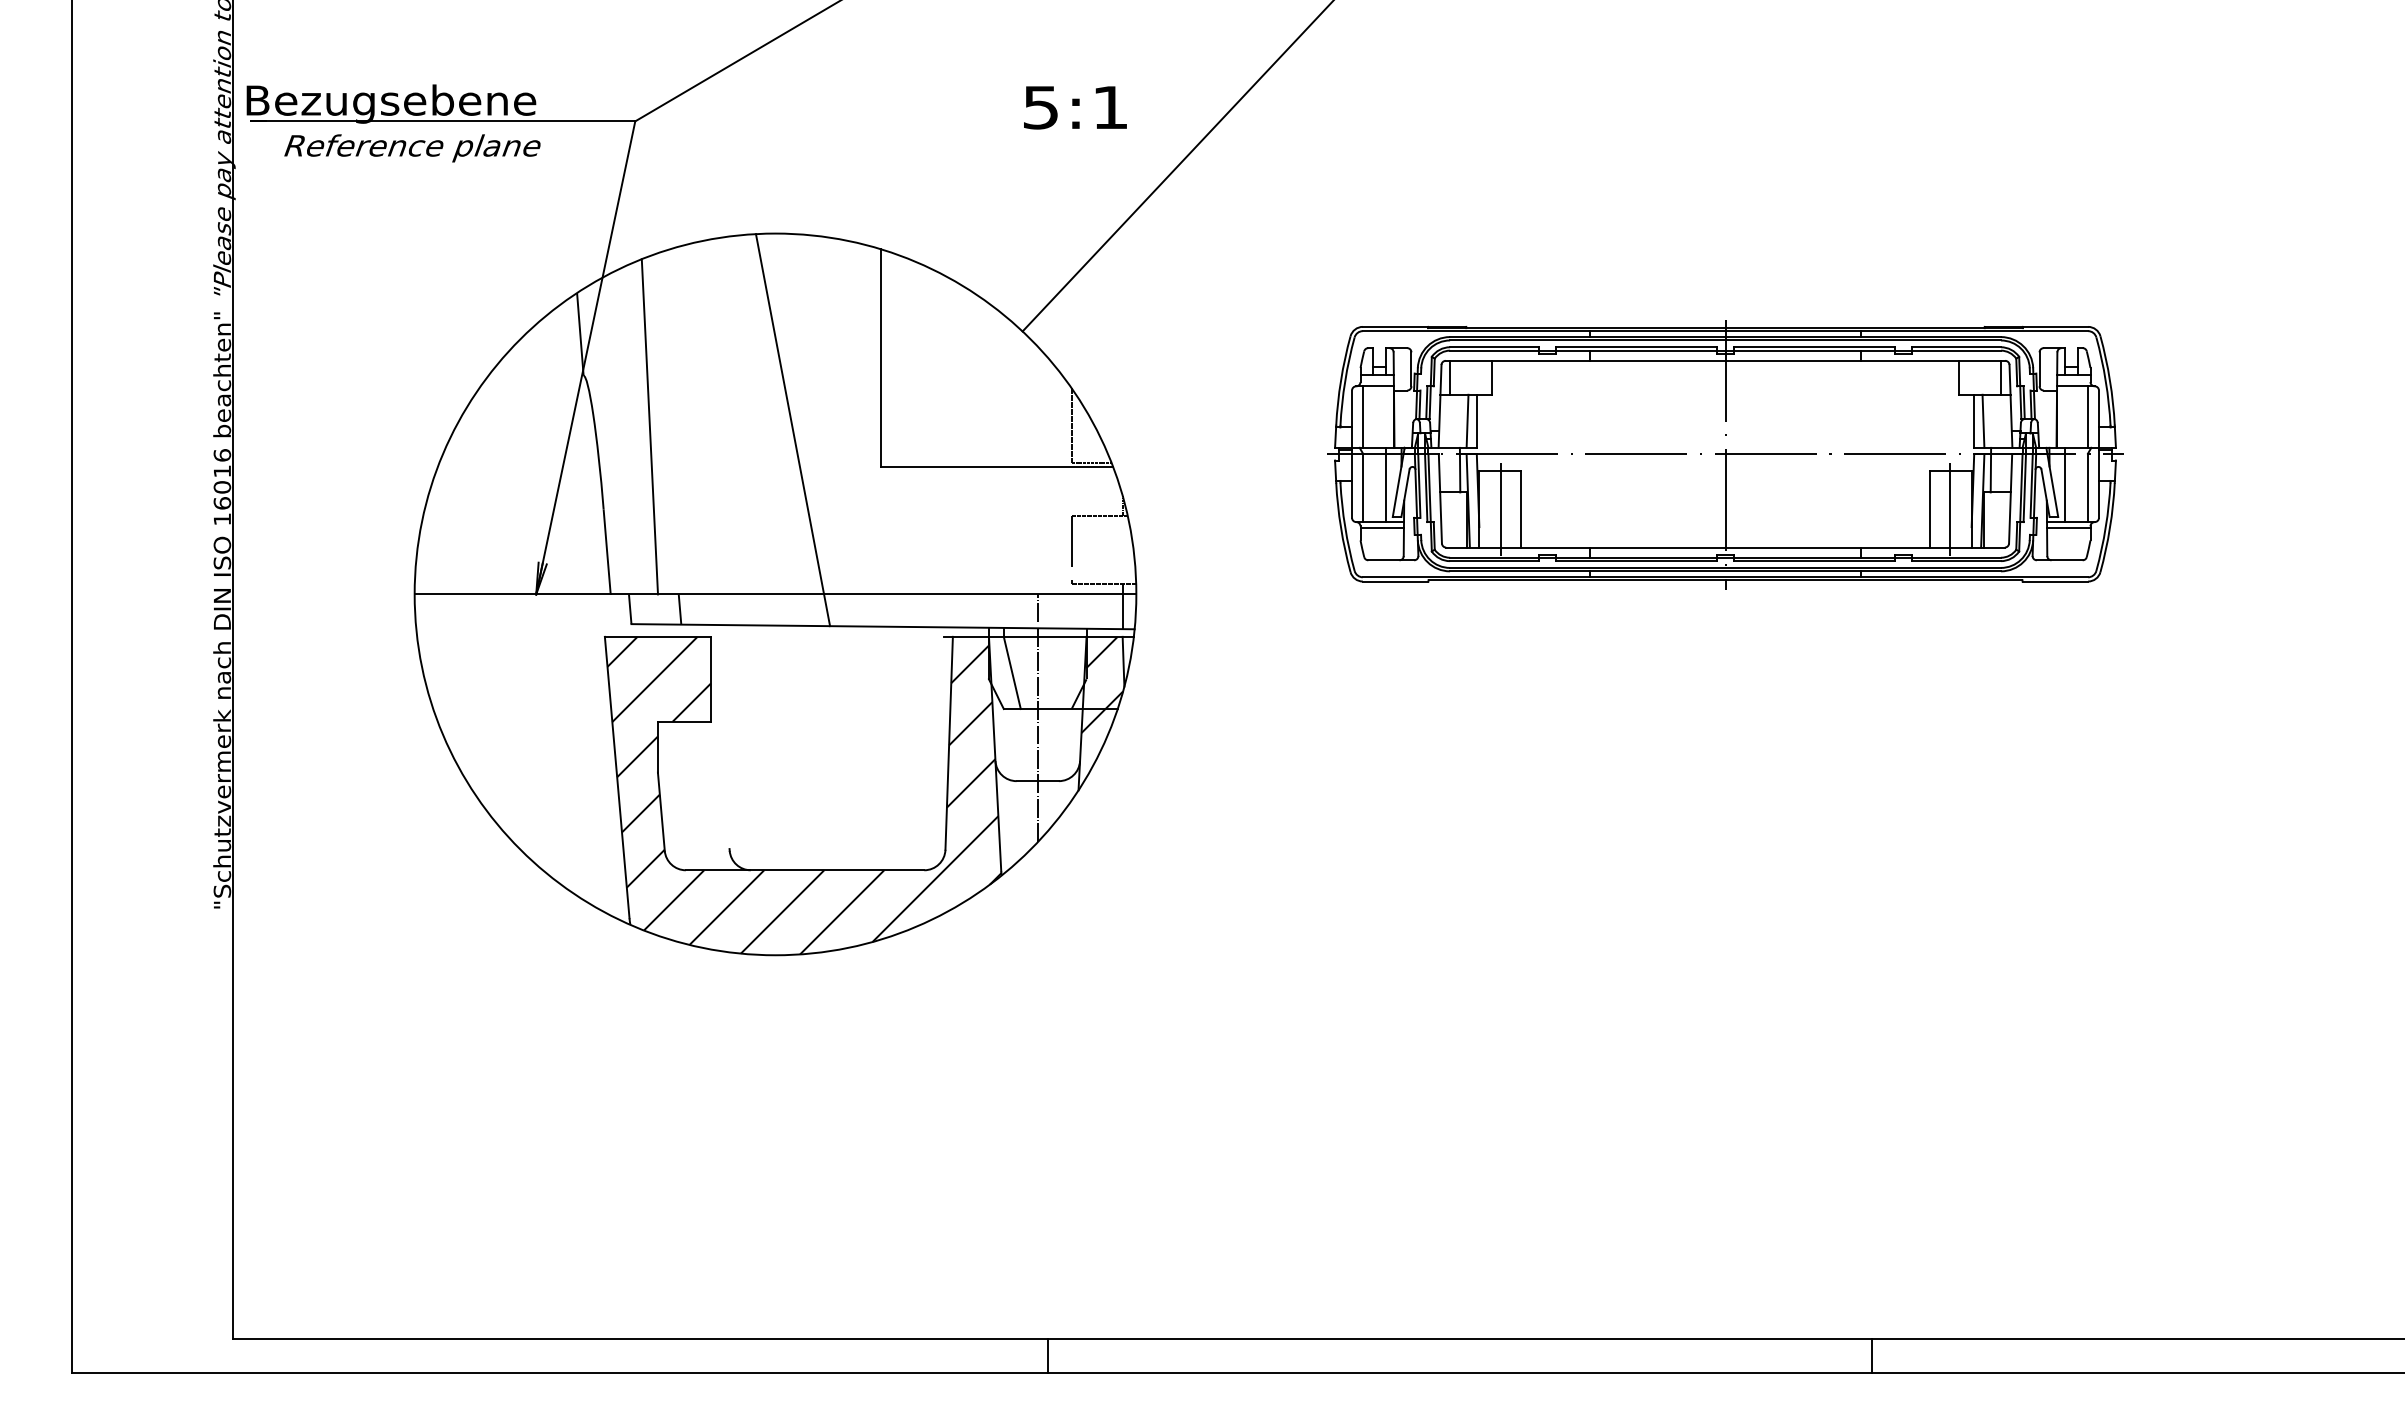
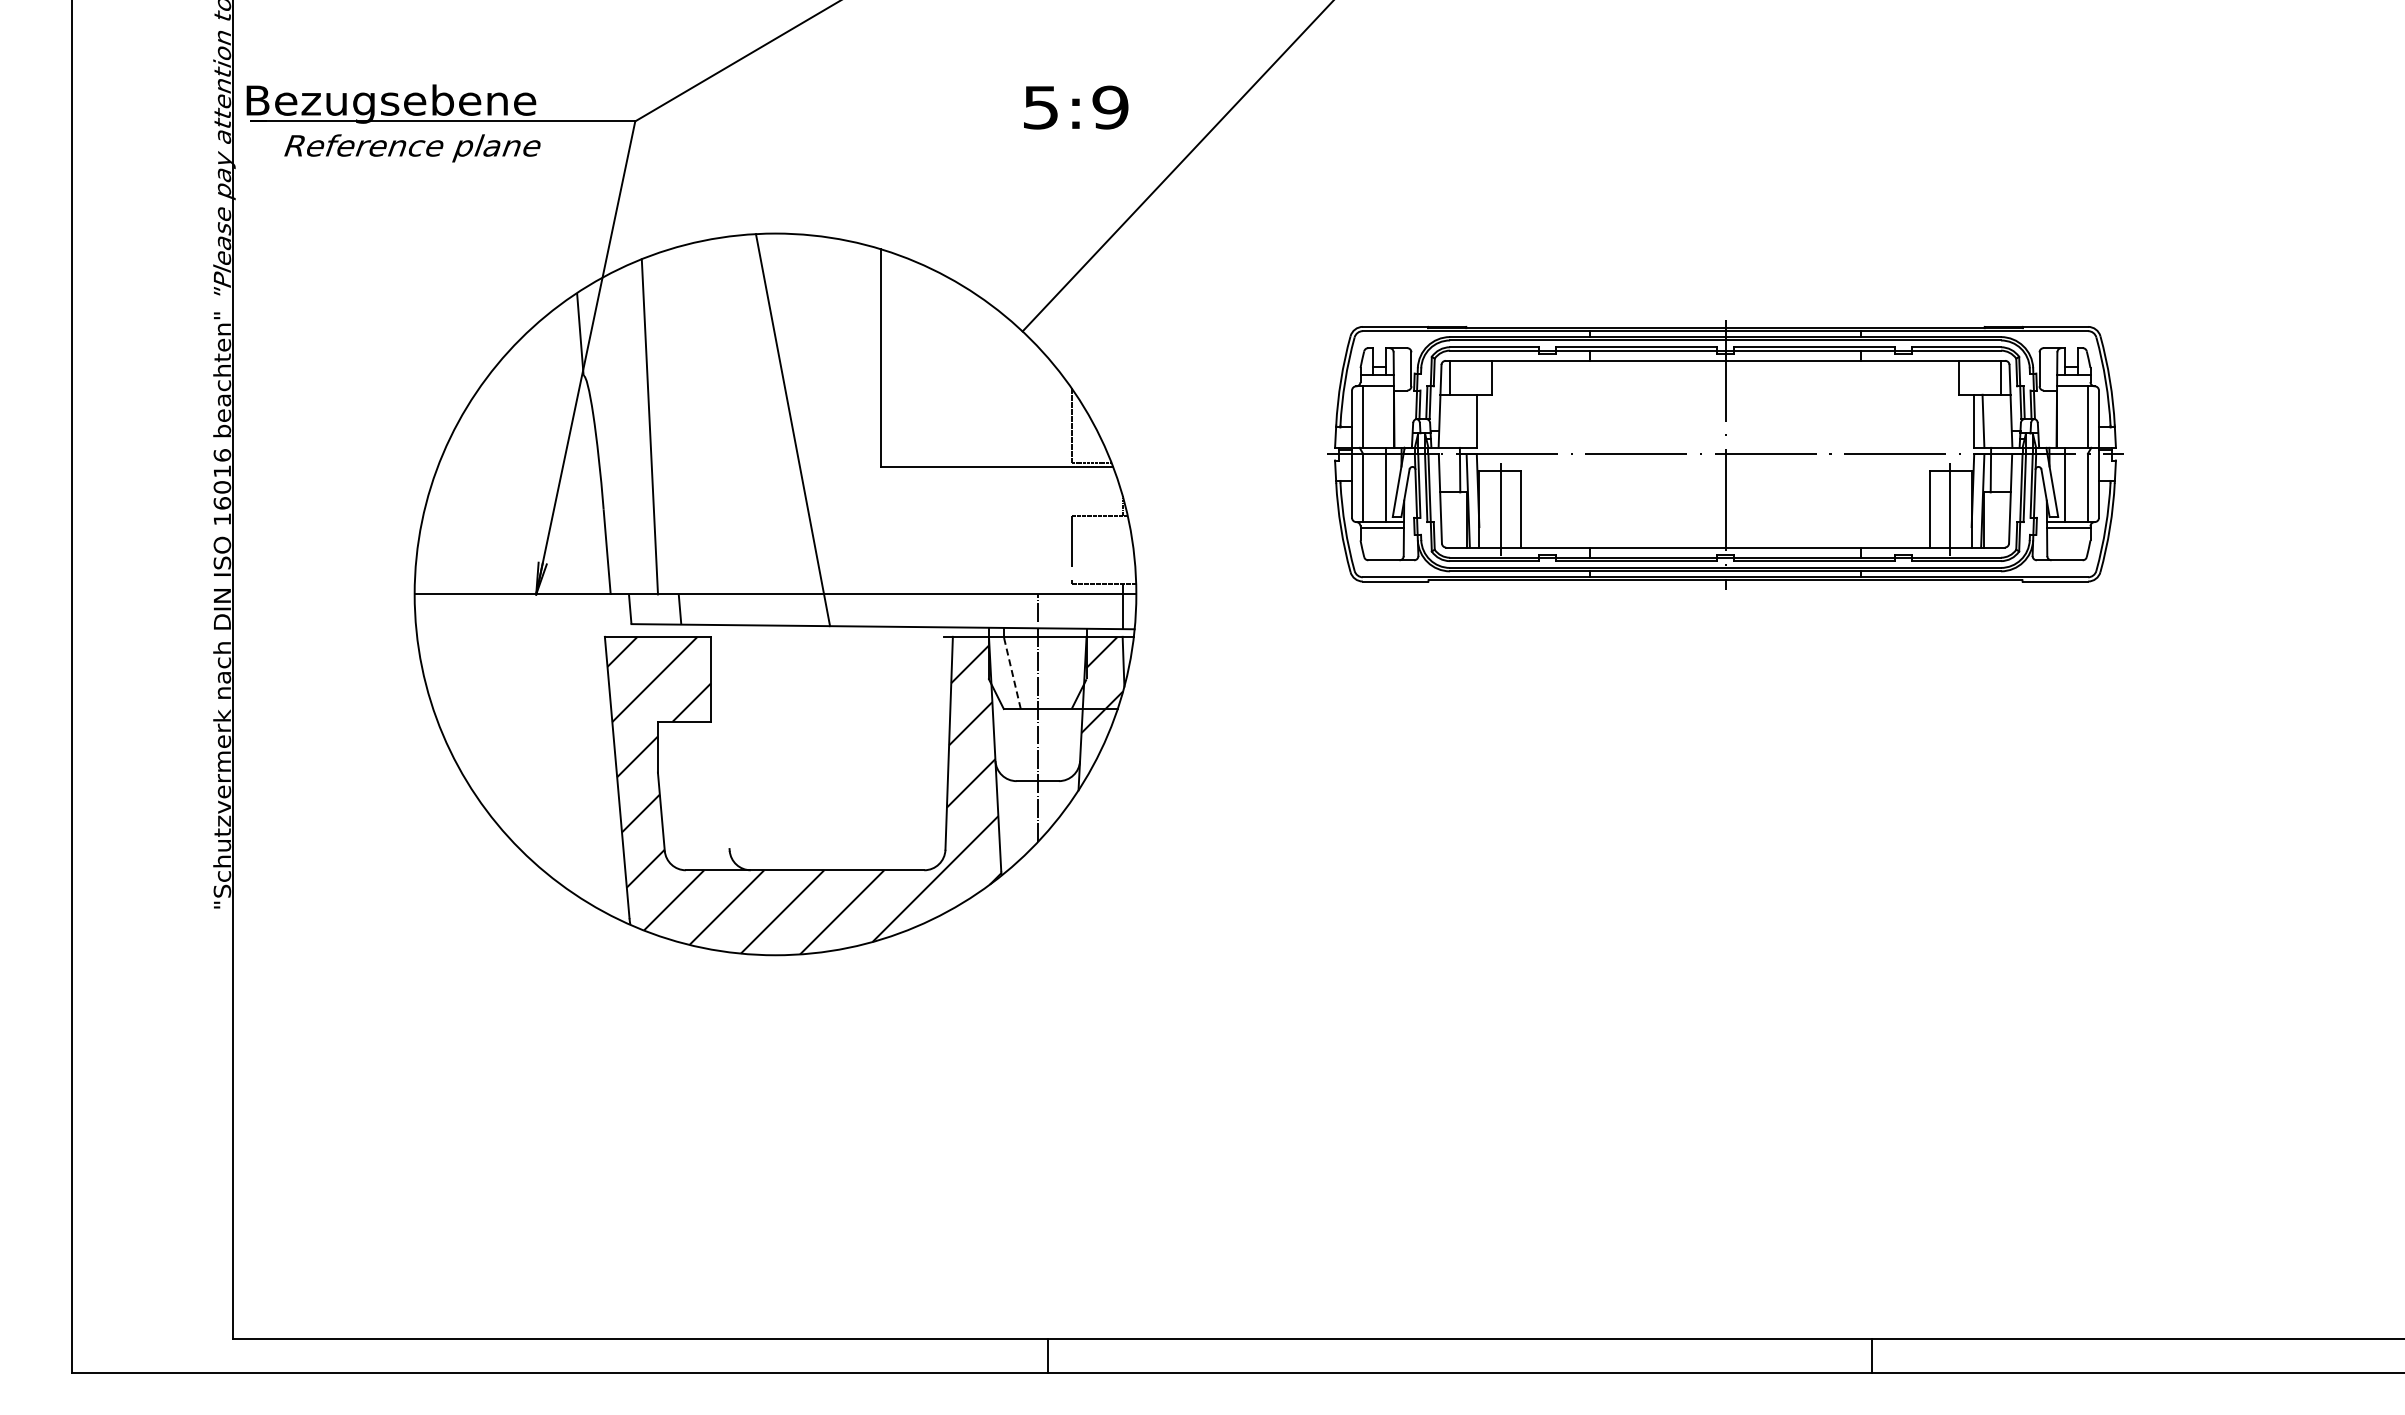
text: 5:1 -> 5:9 (1110, 107)
line: present -> none (1467, 420)
line: solid -> dashed (1012, 672)
